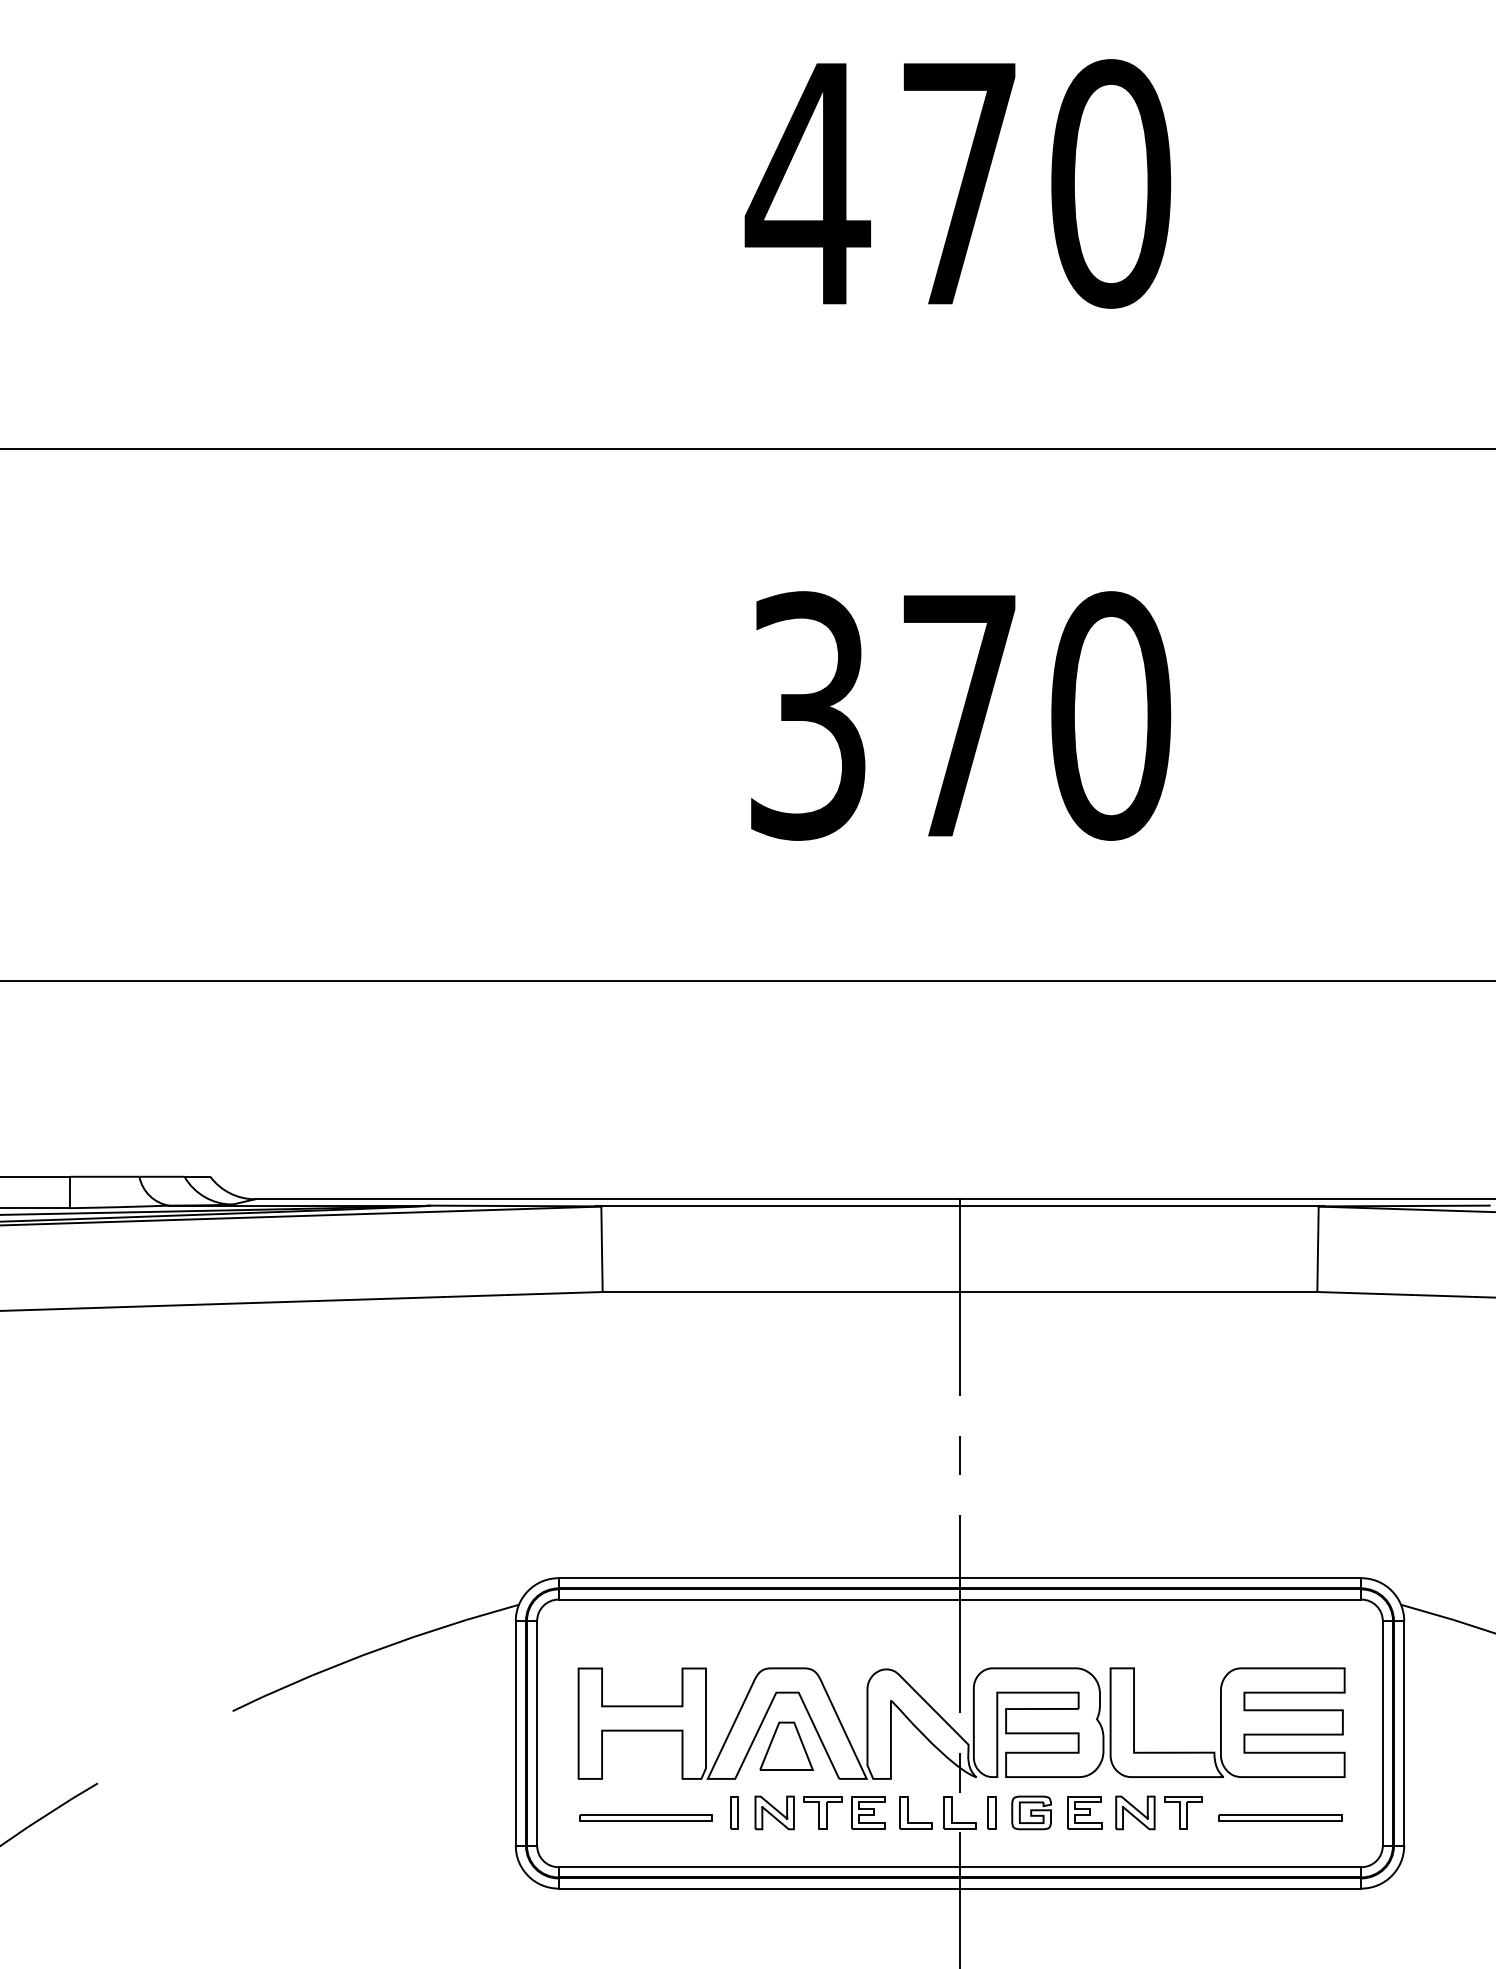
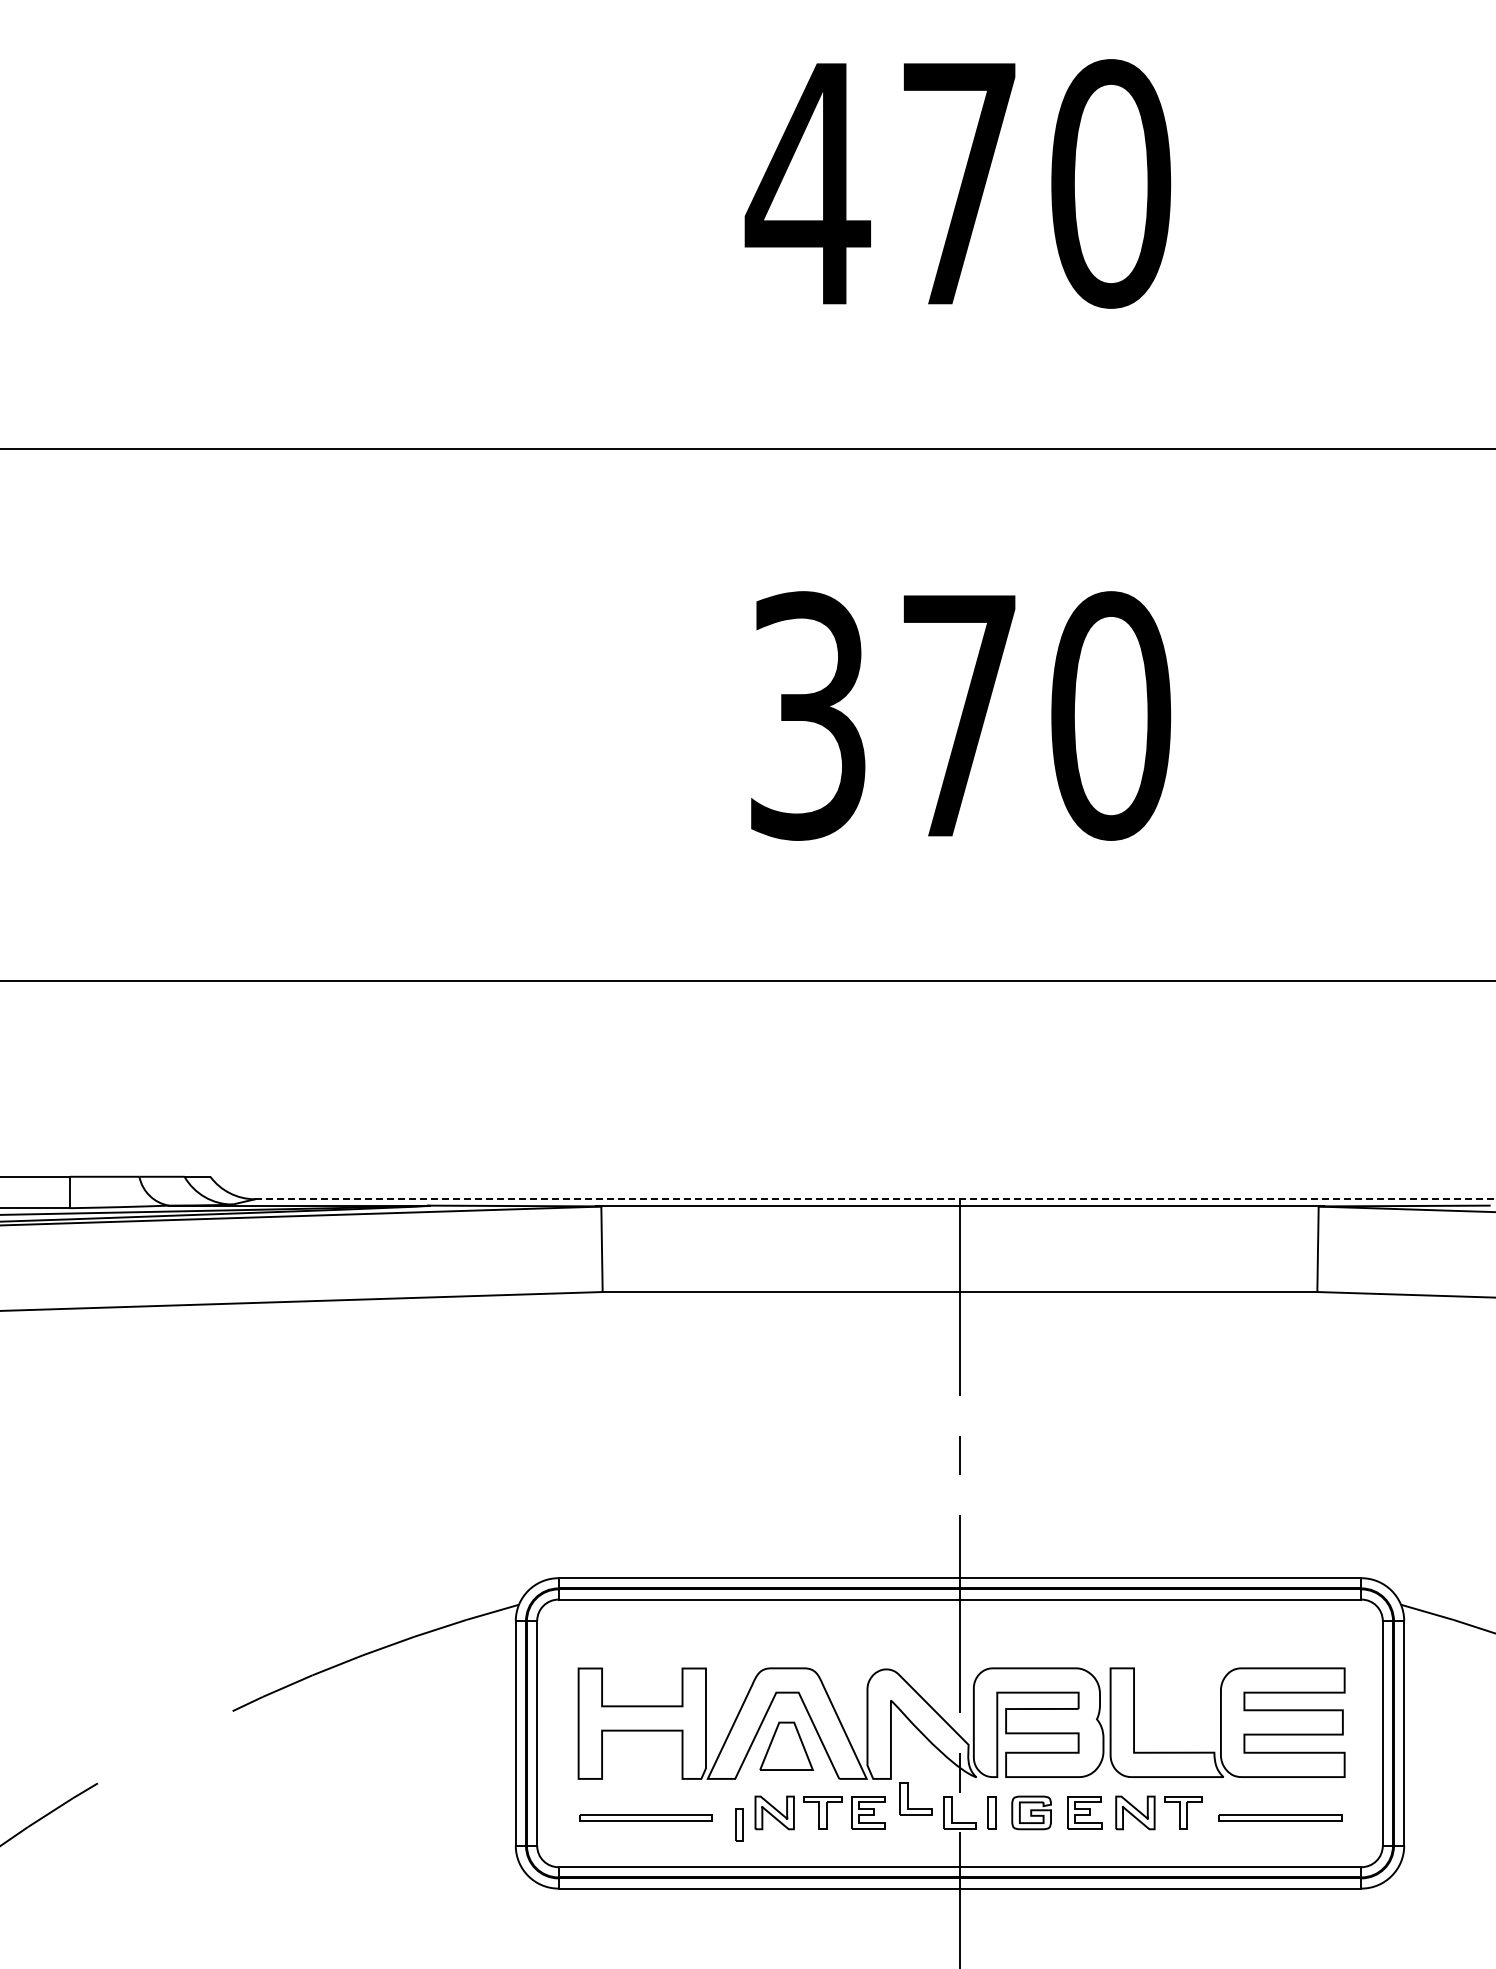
line: solid -> dashed (876, 1199)
part position: (734, 1812) -> (739, 1824) (739, 1824)
part position: (908, 1812) -> (908, 1798) (908, 1798)
